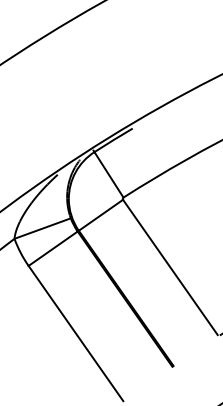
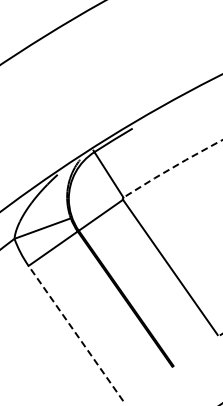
arc: solid -> dashed (172, 167)
line: solid -> dashed (75, 333)
